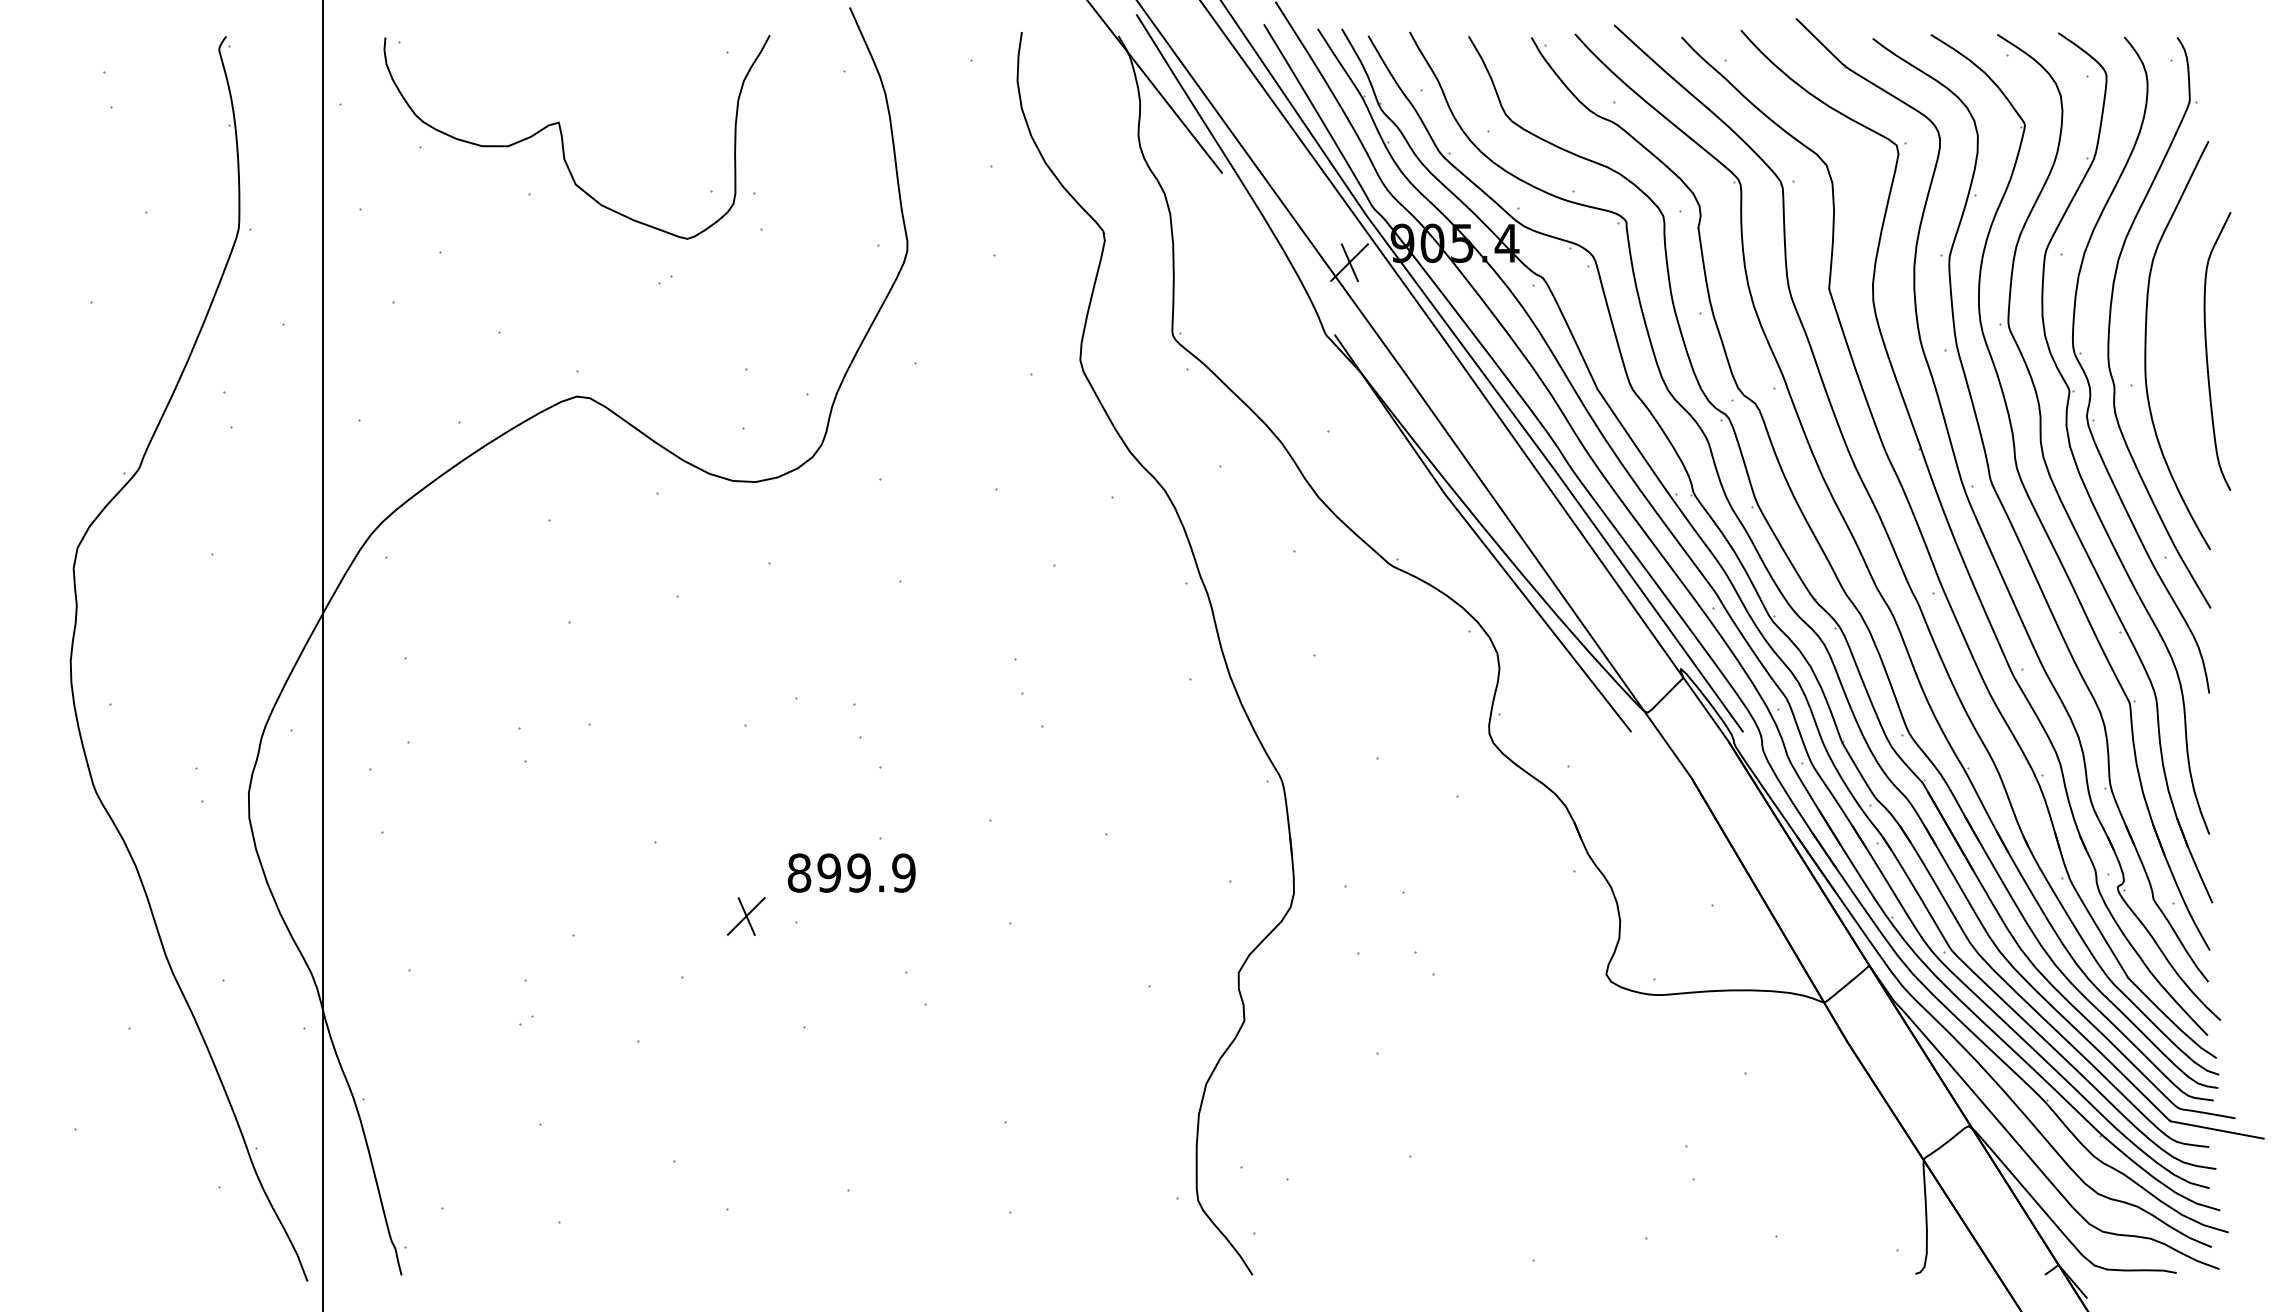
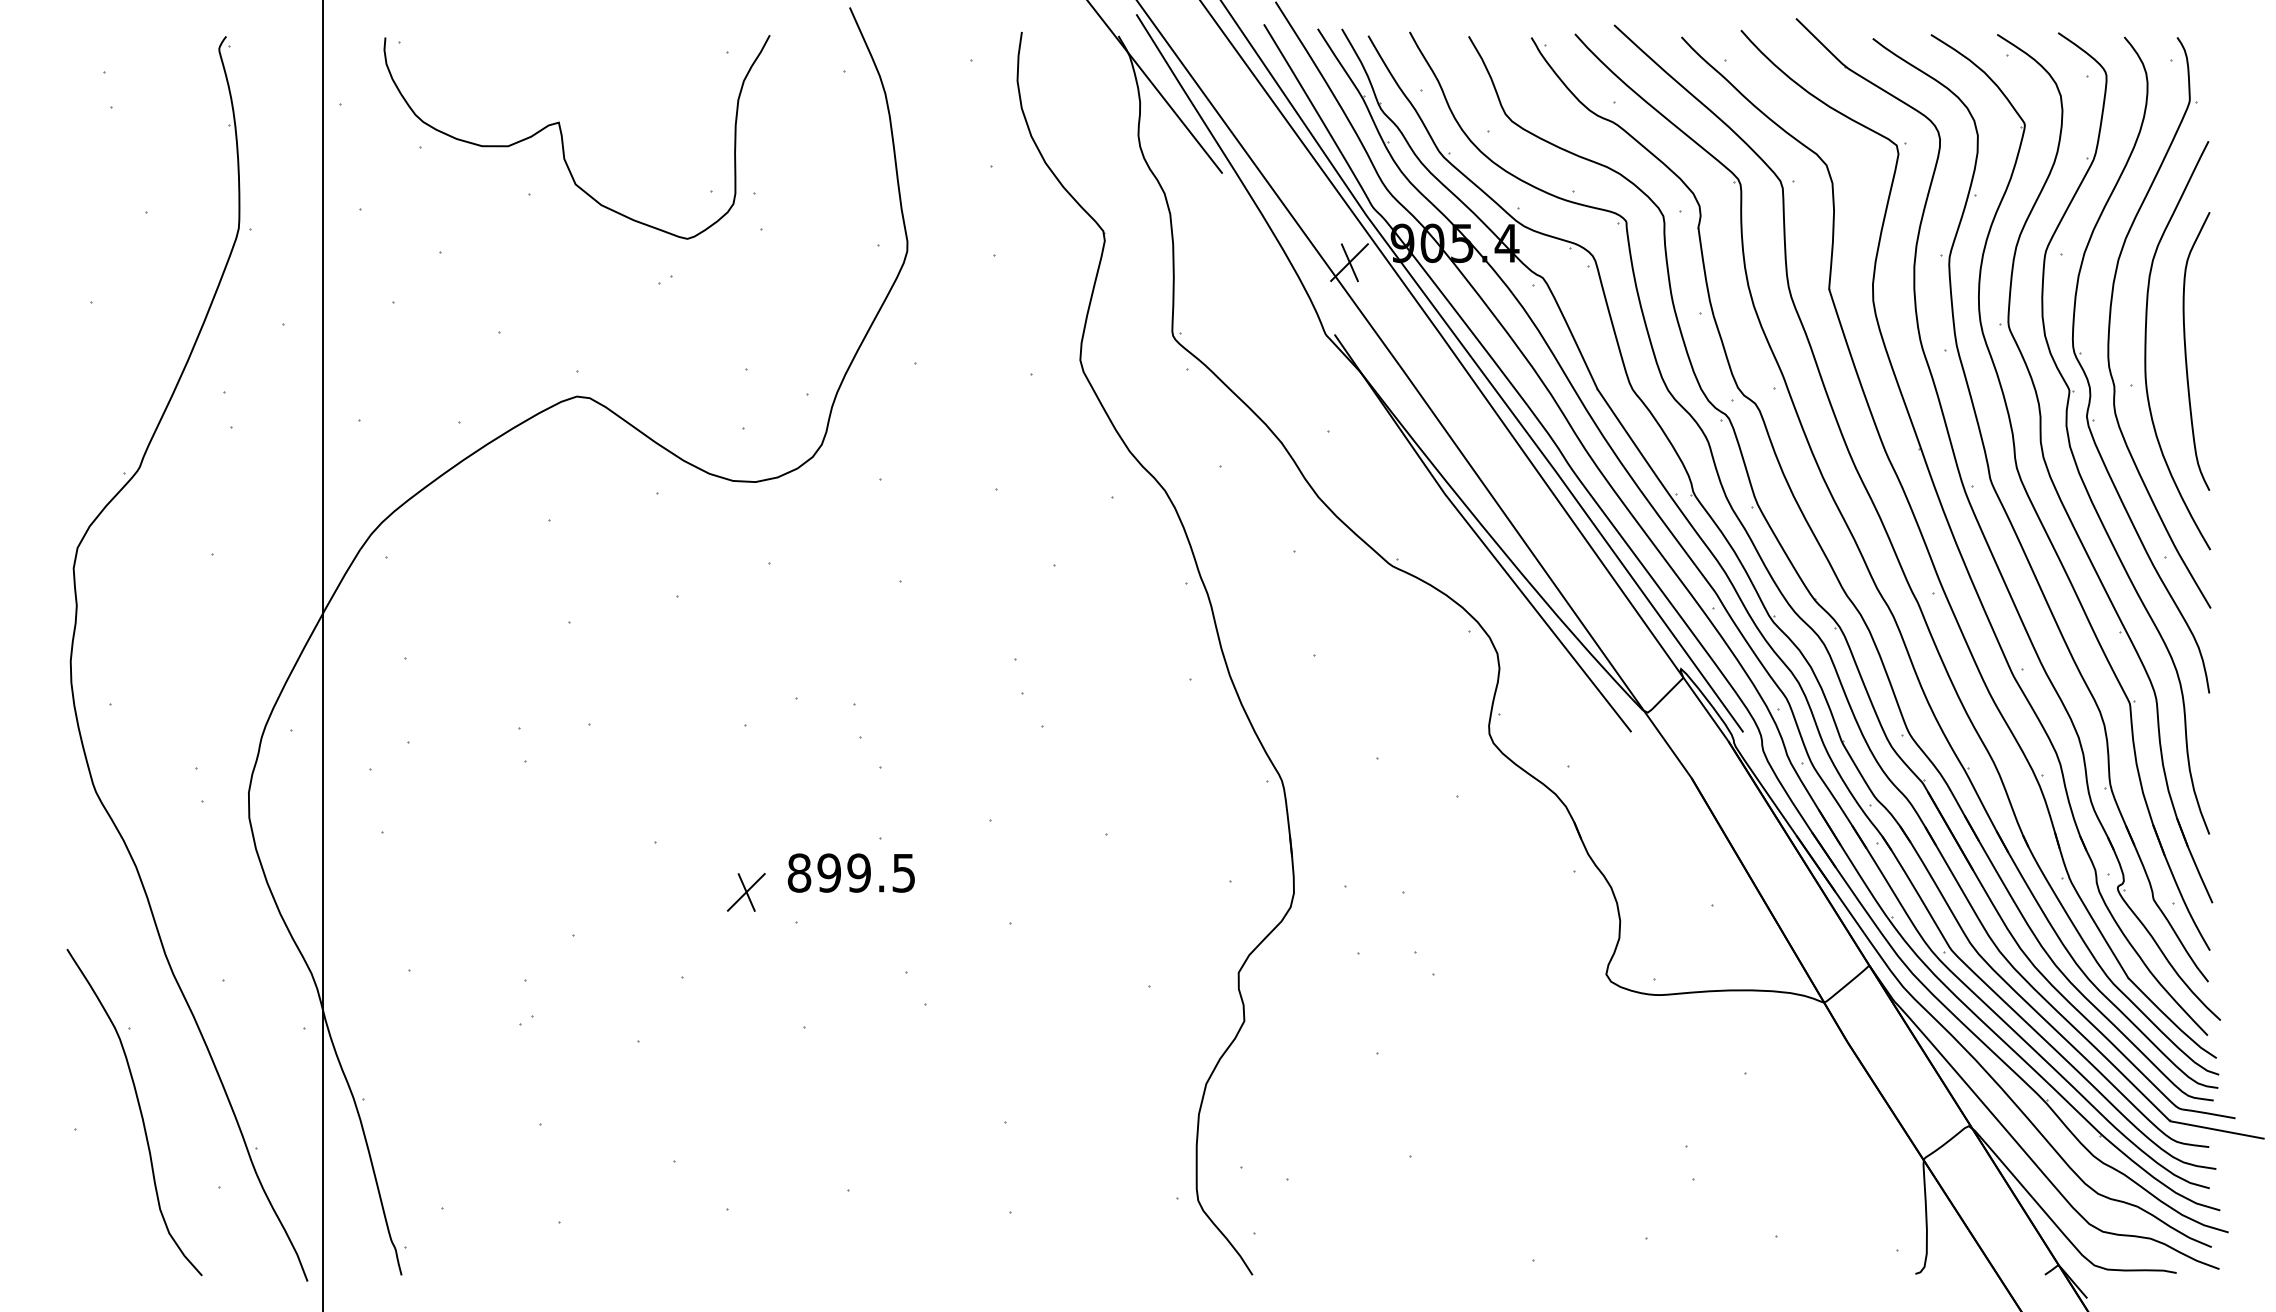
curve position: (2207, 351) -> (2186, 351) (2186, 351)
text: 899.9 -> 899.5 (903, 872)
part position: (745, 916) -> (745, 892) (745, 892)
curve: none -> present (139, 1110)
